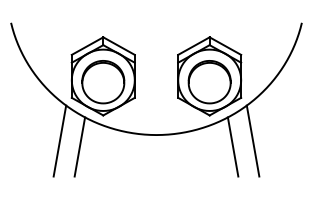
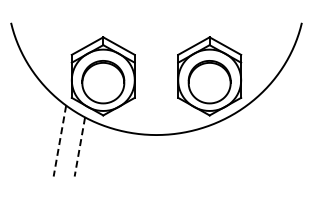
line: present -> none (252, 140)
line: solid -> dashed (59, 141)
line: solid -> dashed (79, 146)
line: present -> none (232, 146)
